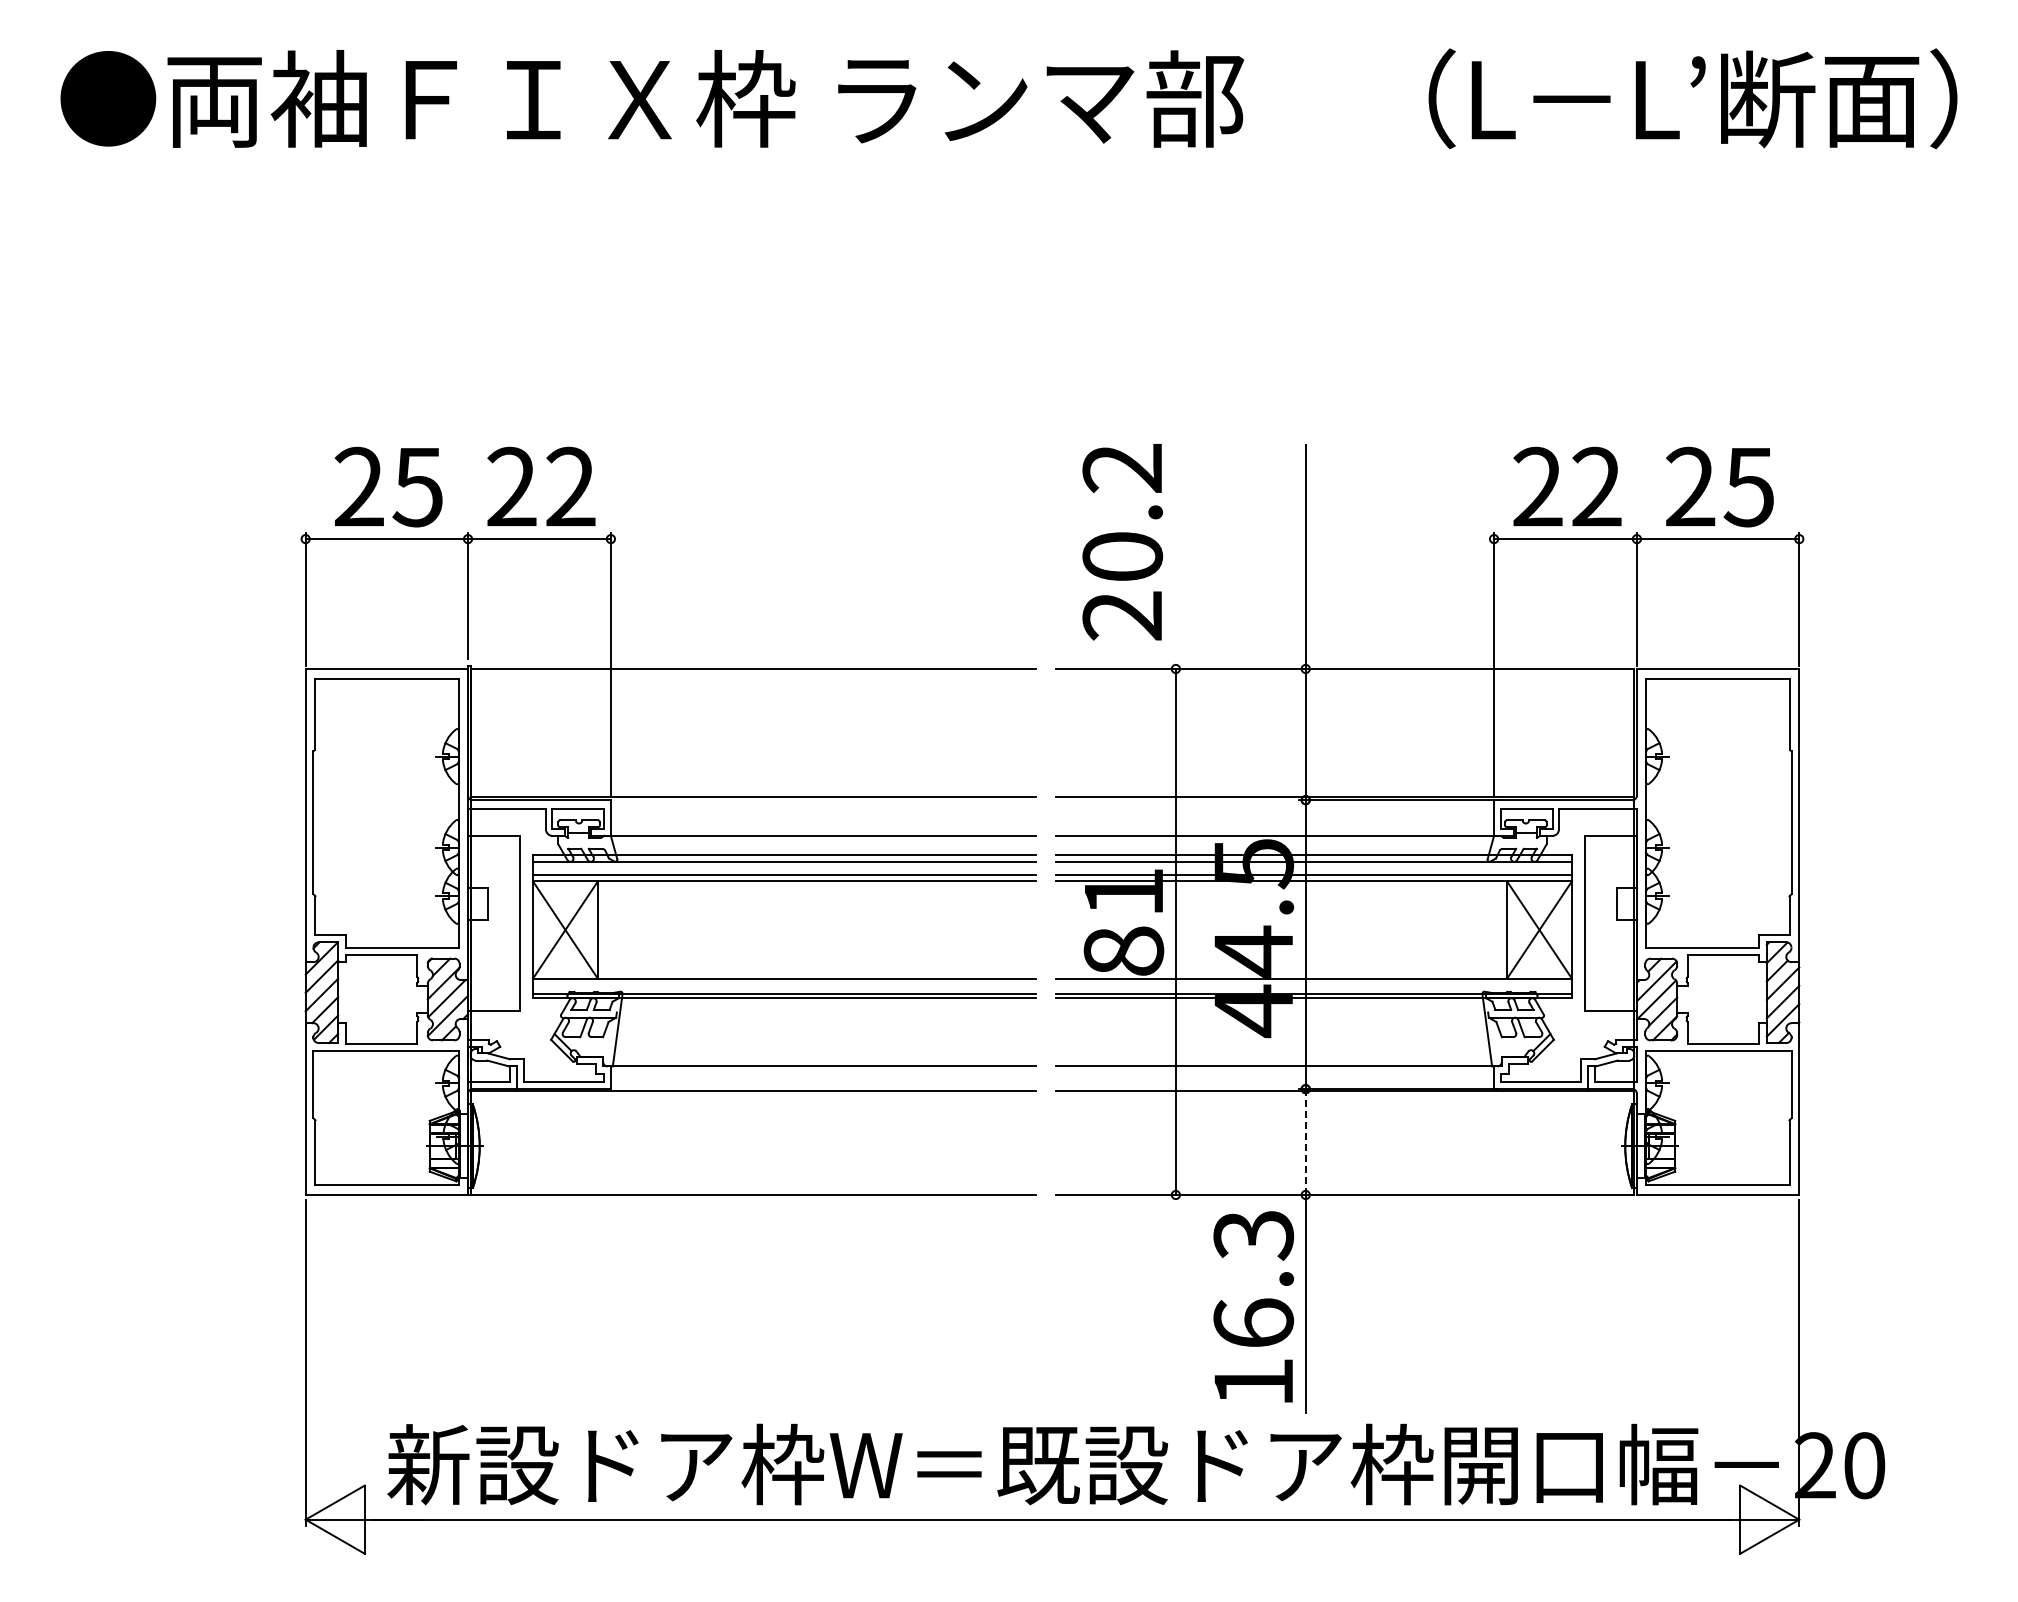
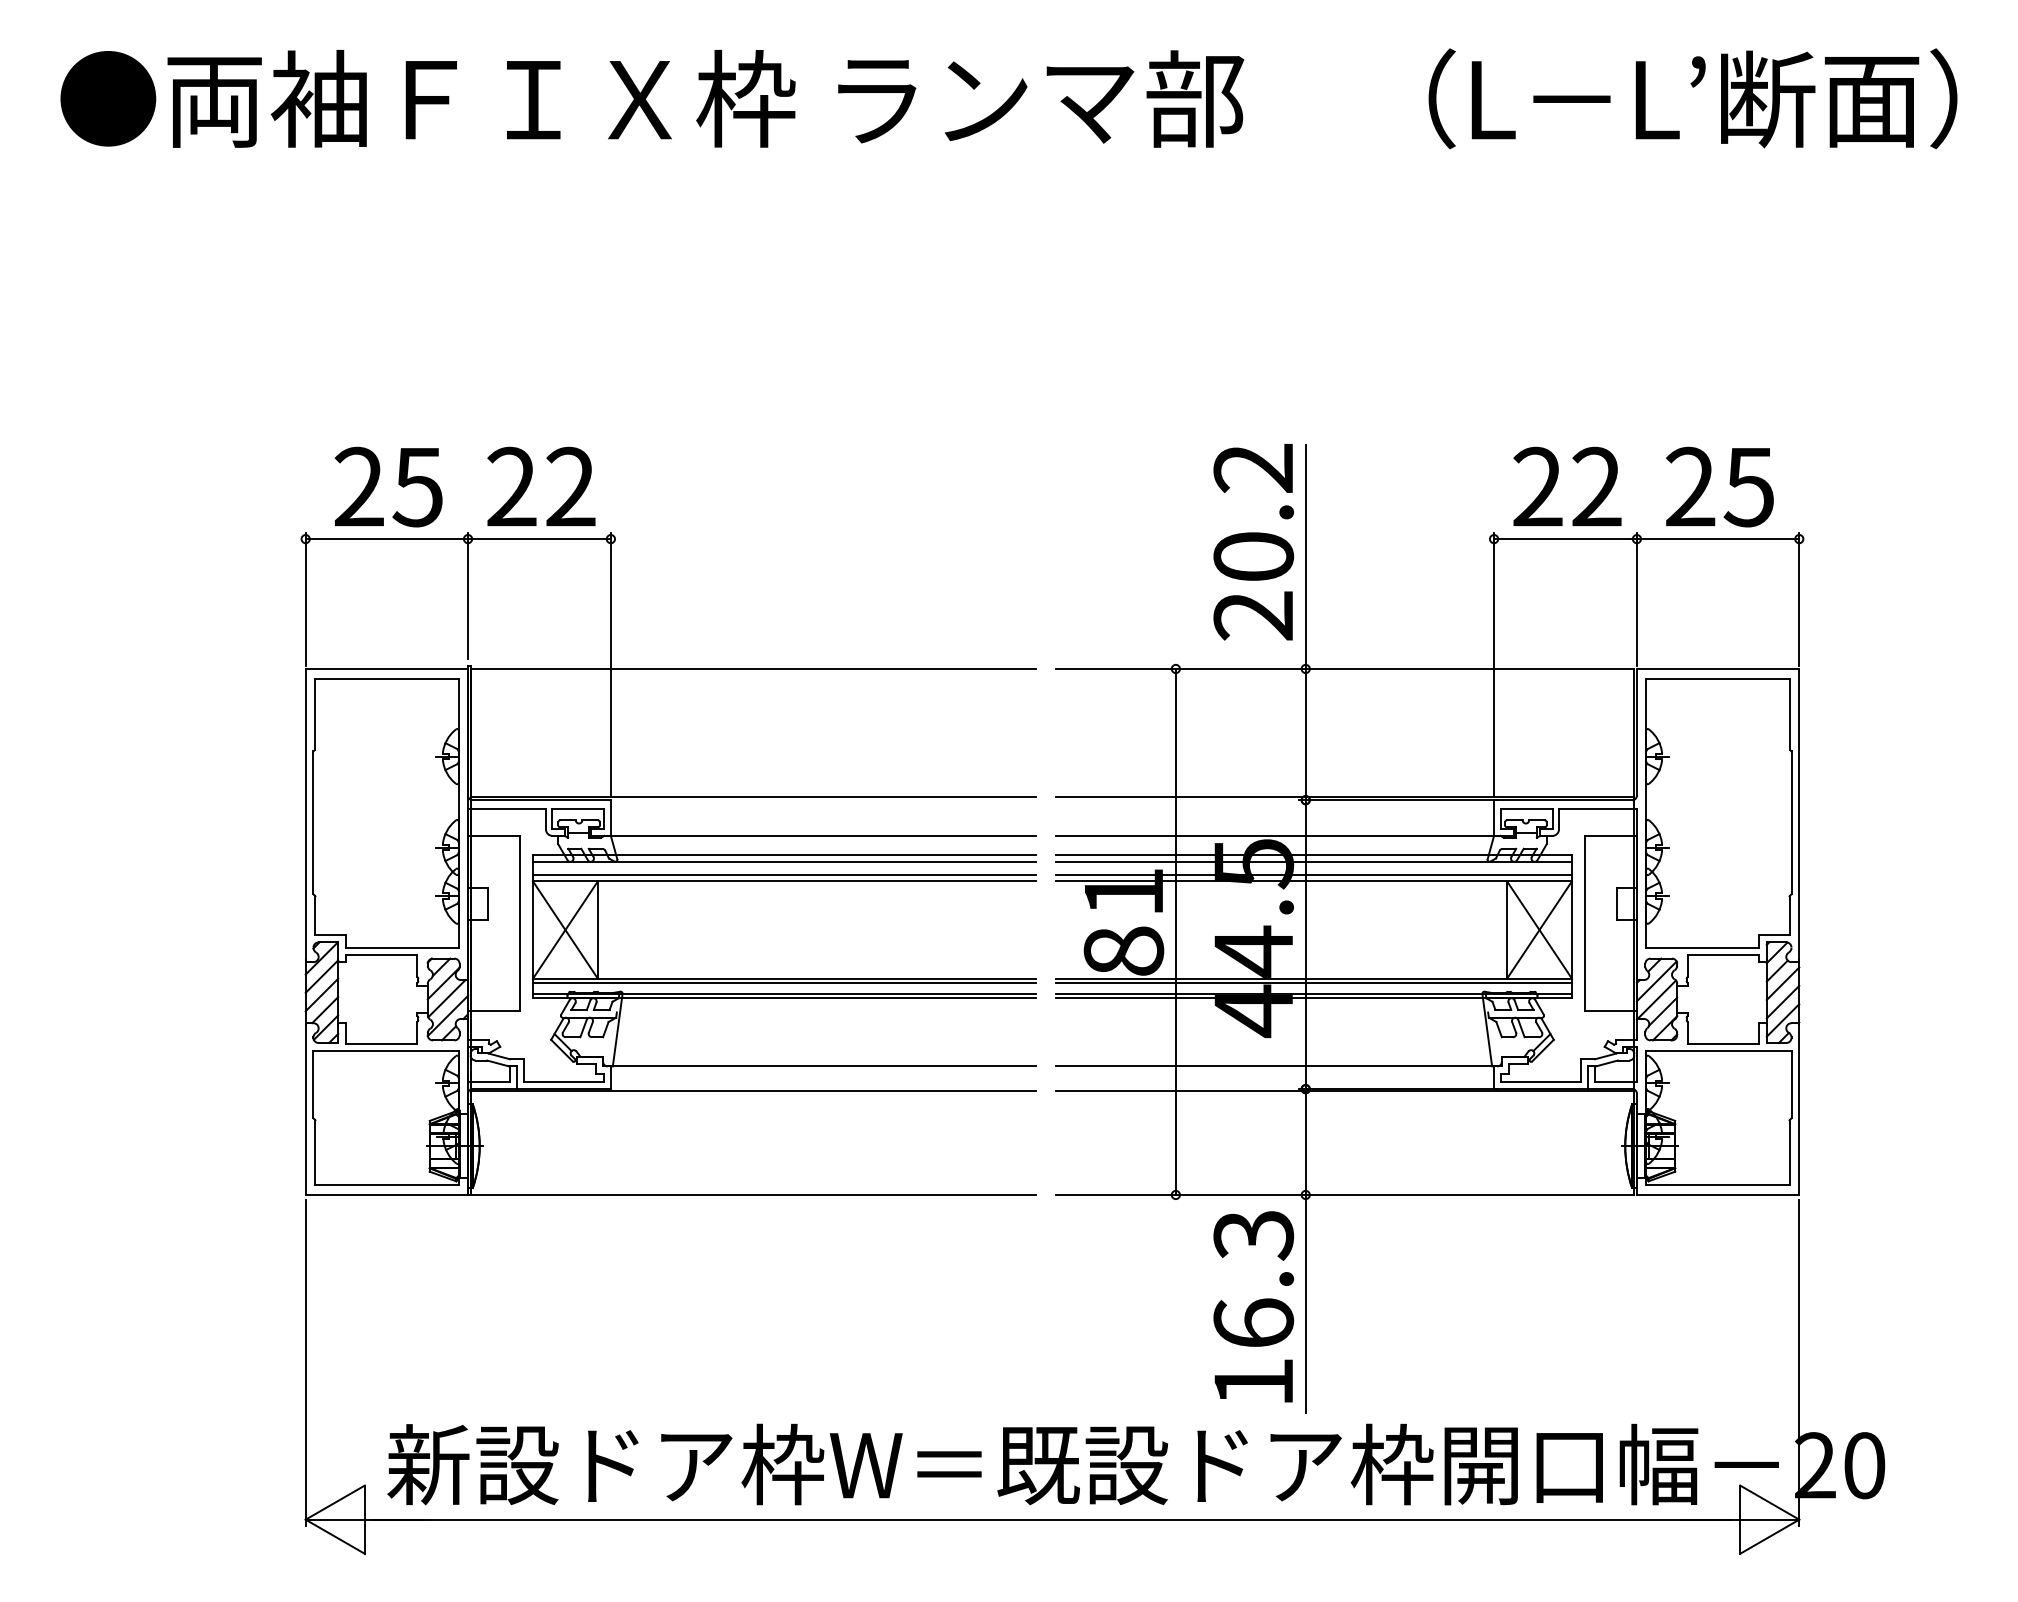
text position: (1122, 542) -> (1253, 542) (1253, 542)
line: none -> present (784, 983)
line: none -> present (1313, 983)
line: dashed -> solid (1305, 1142)
